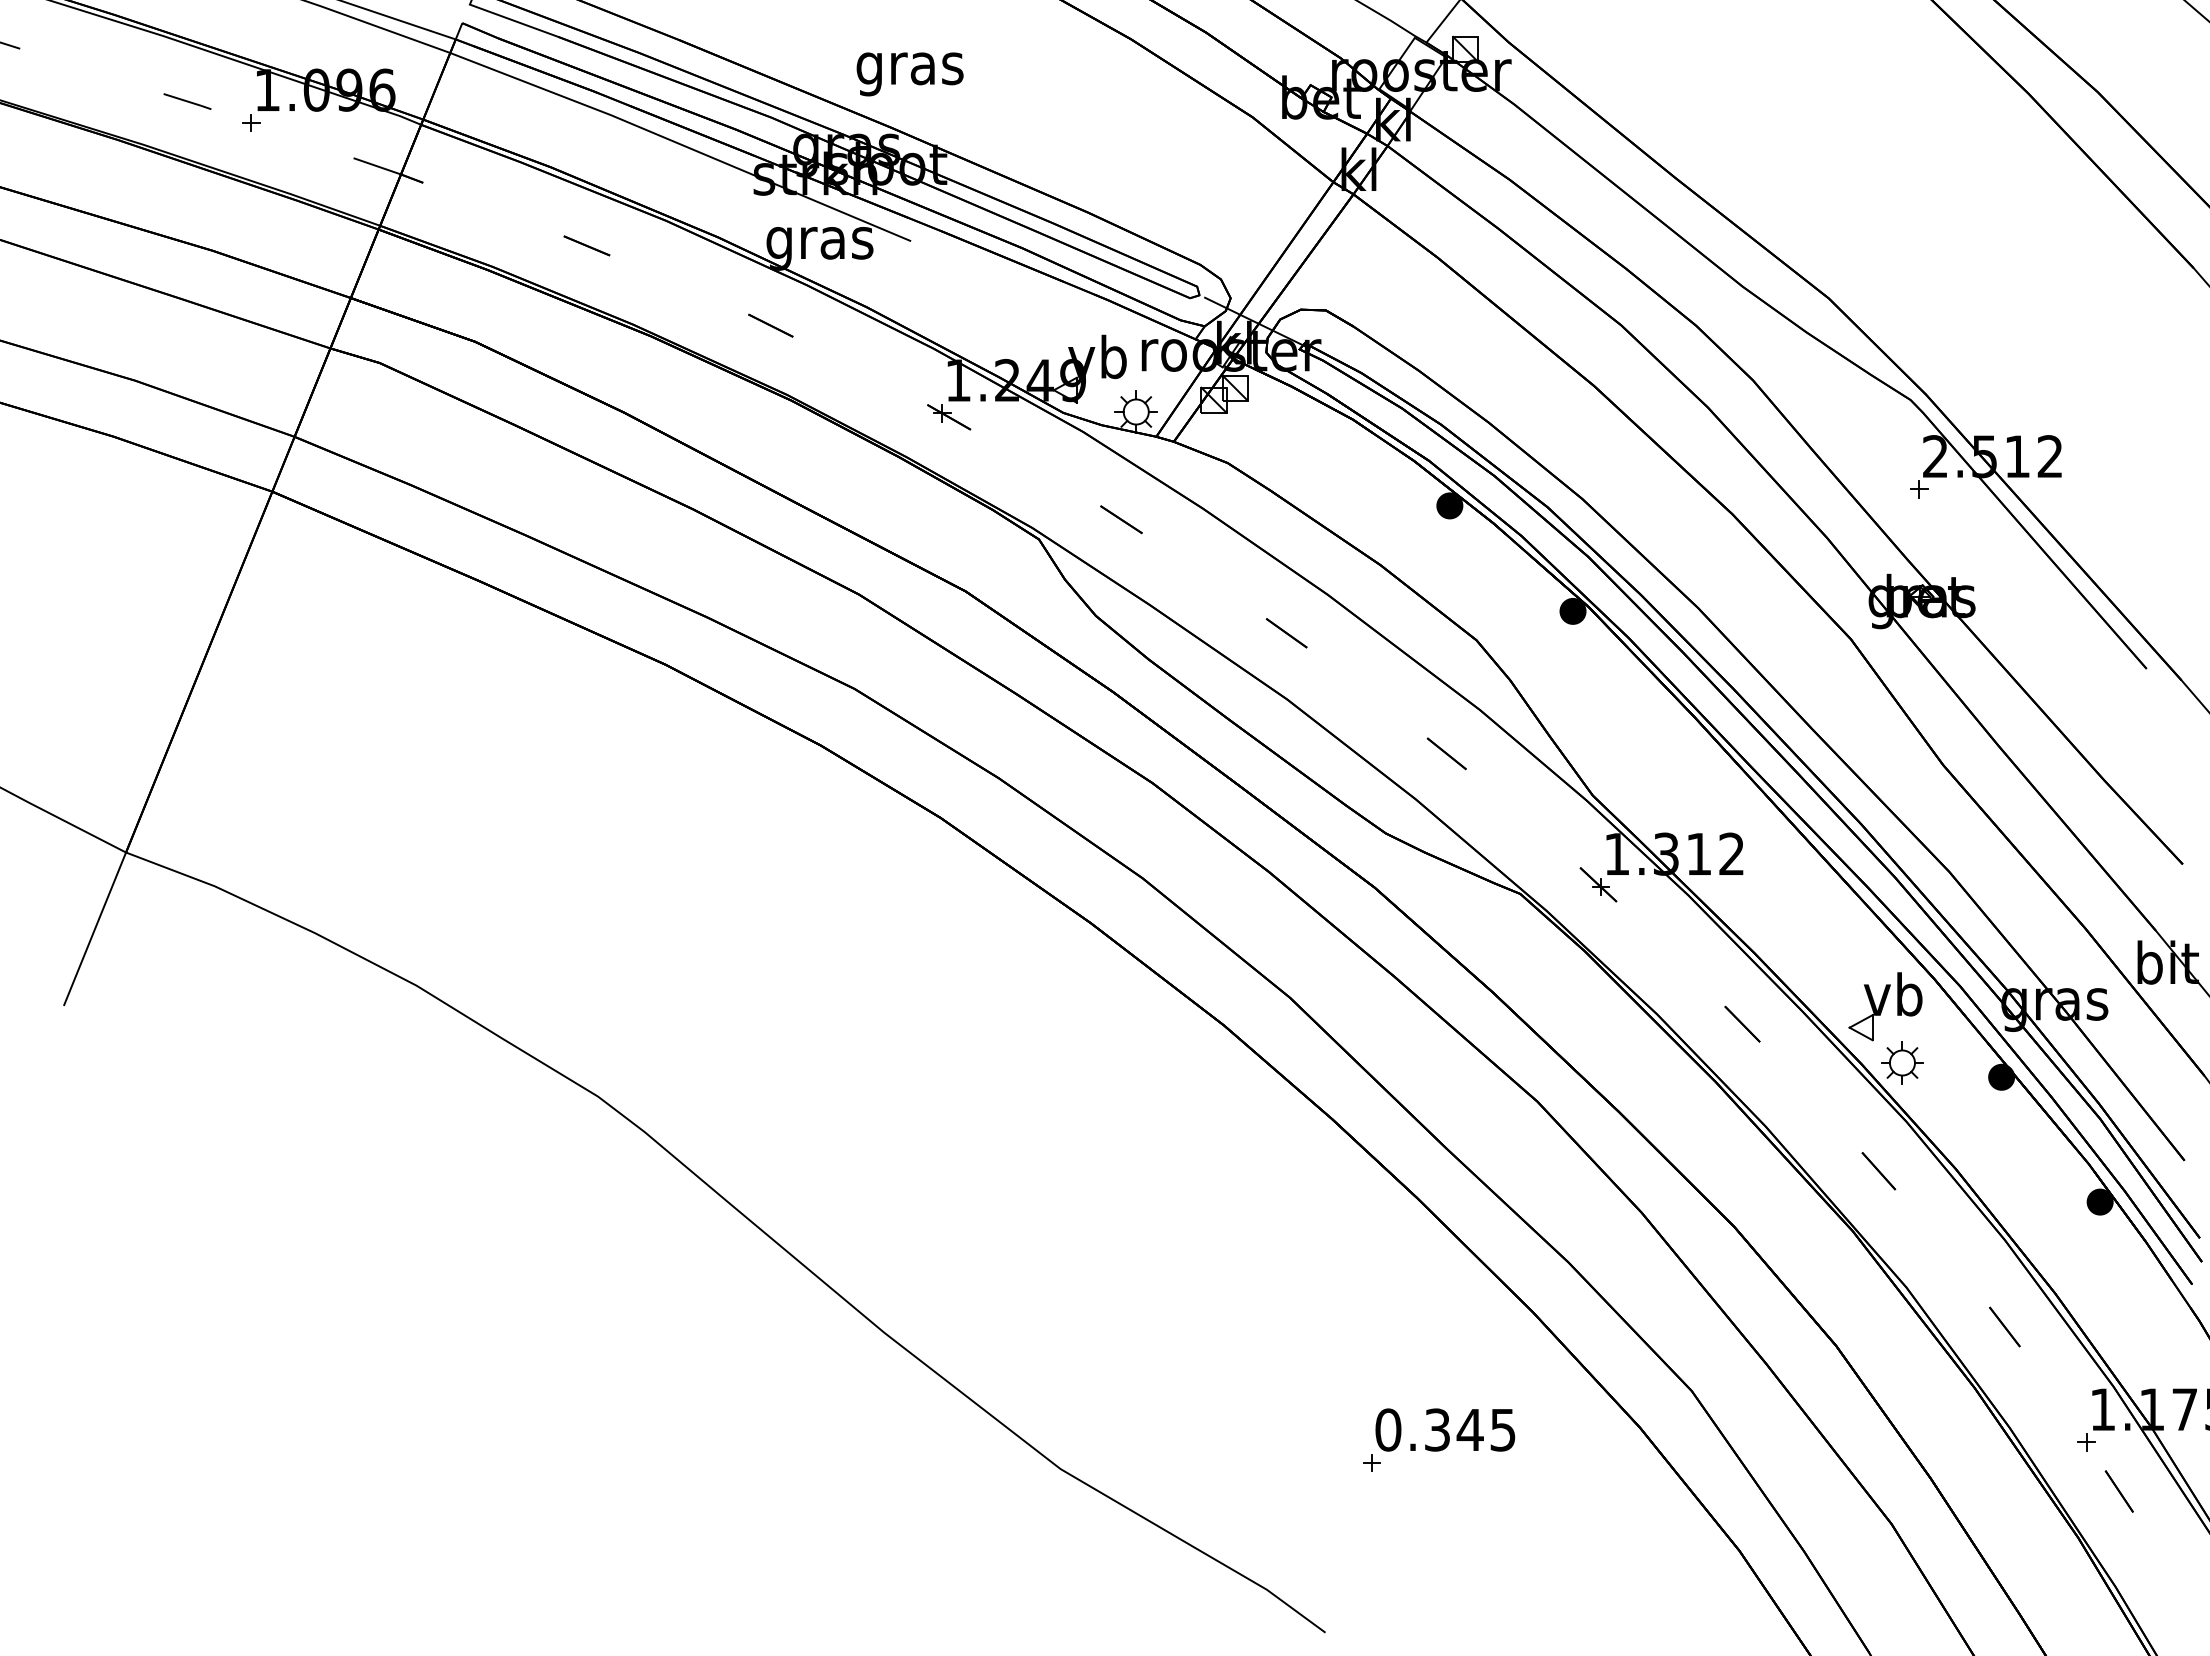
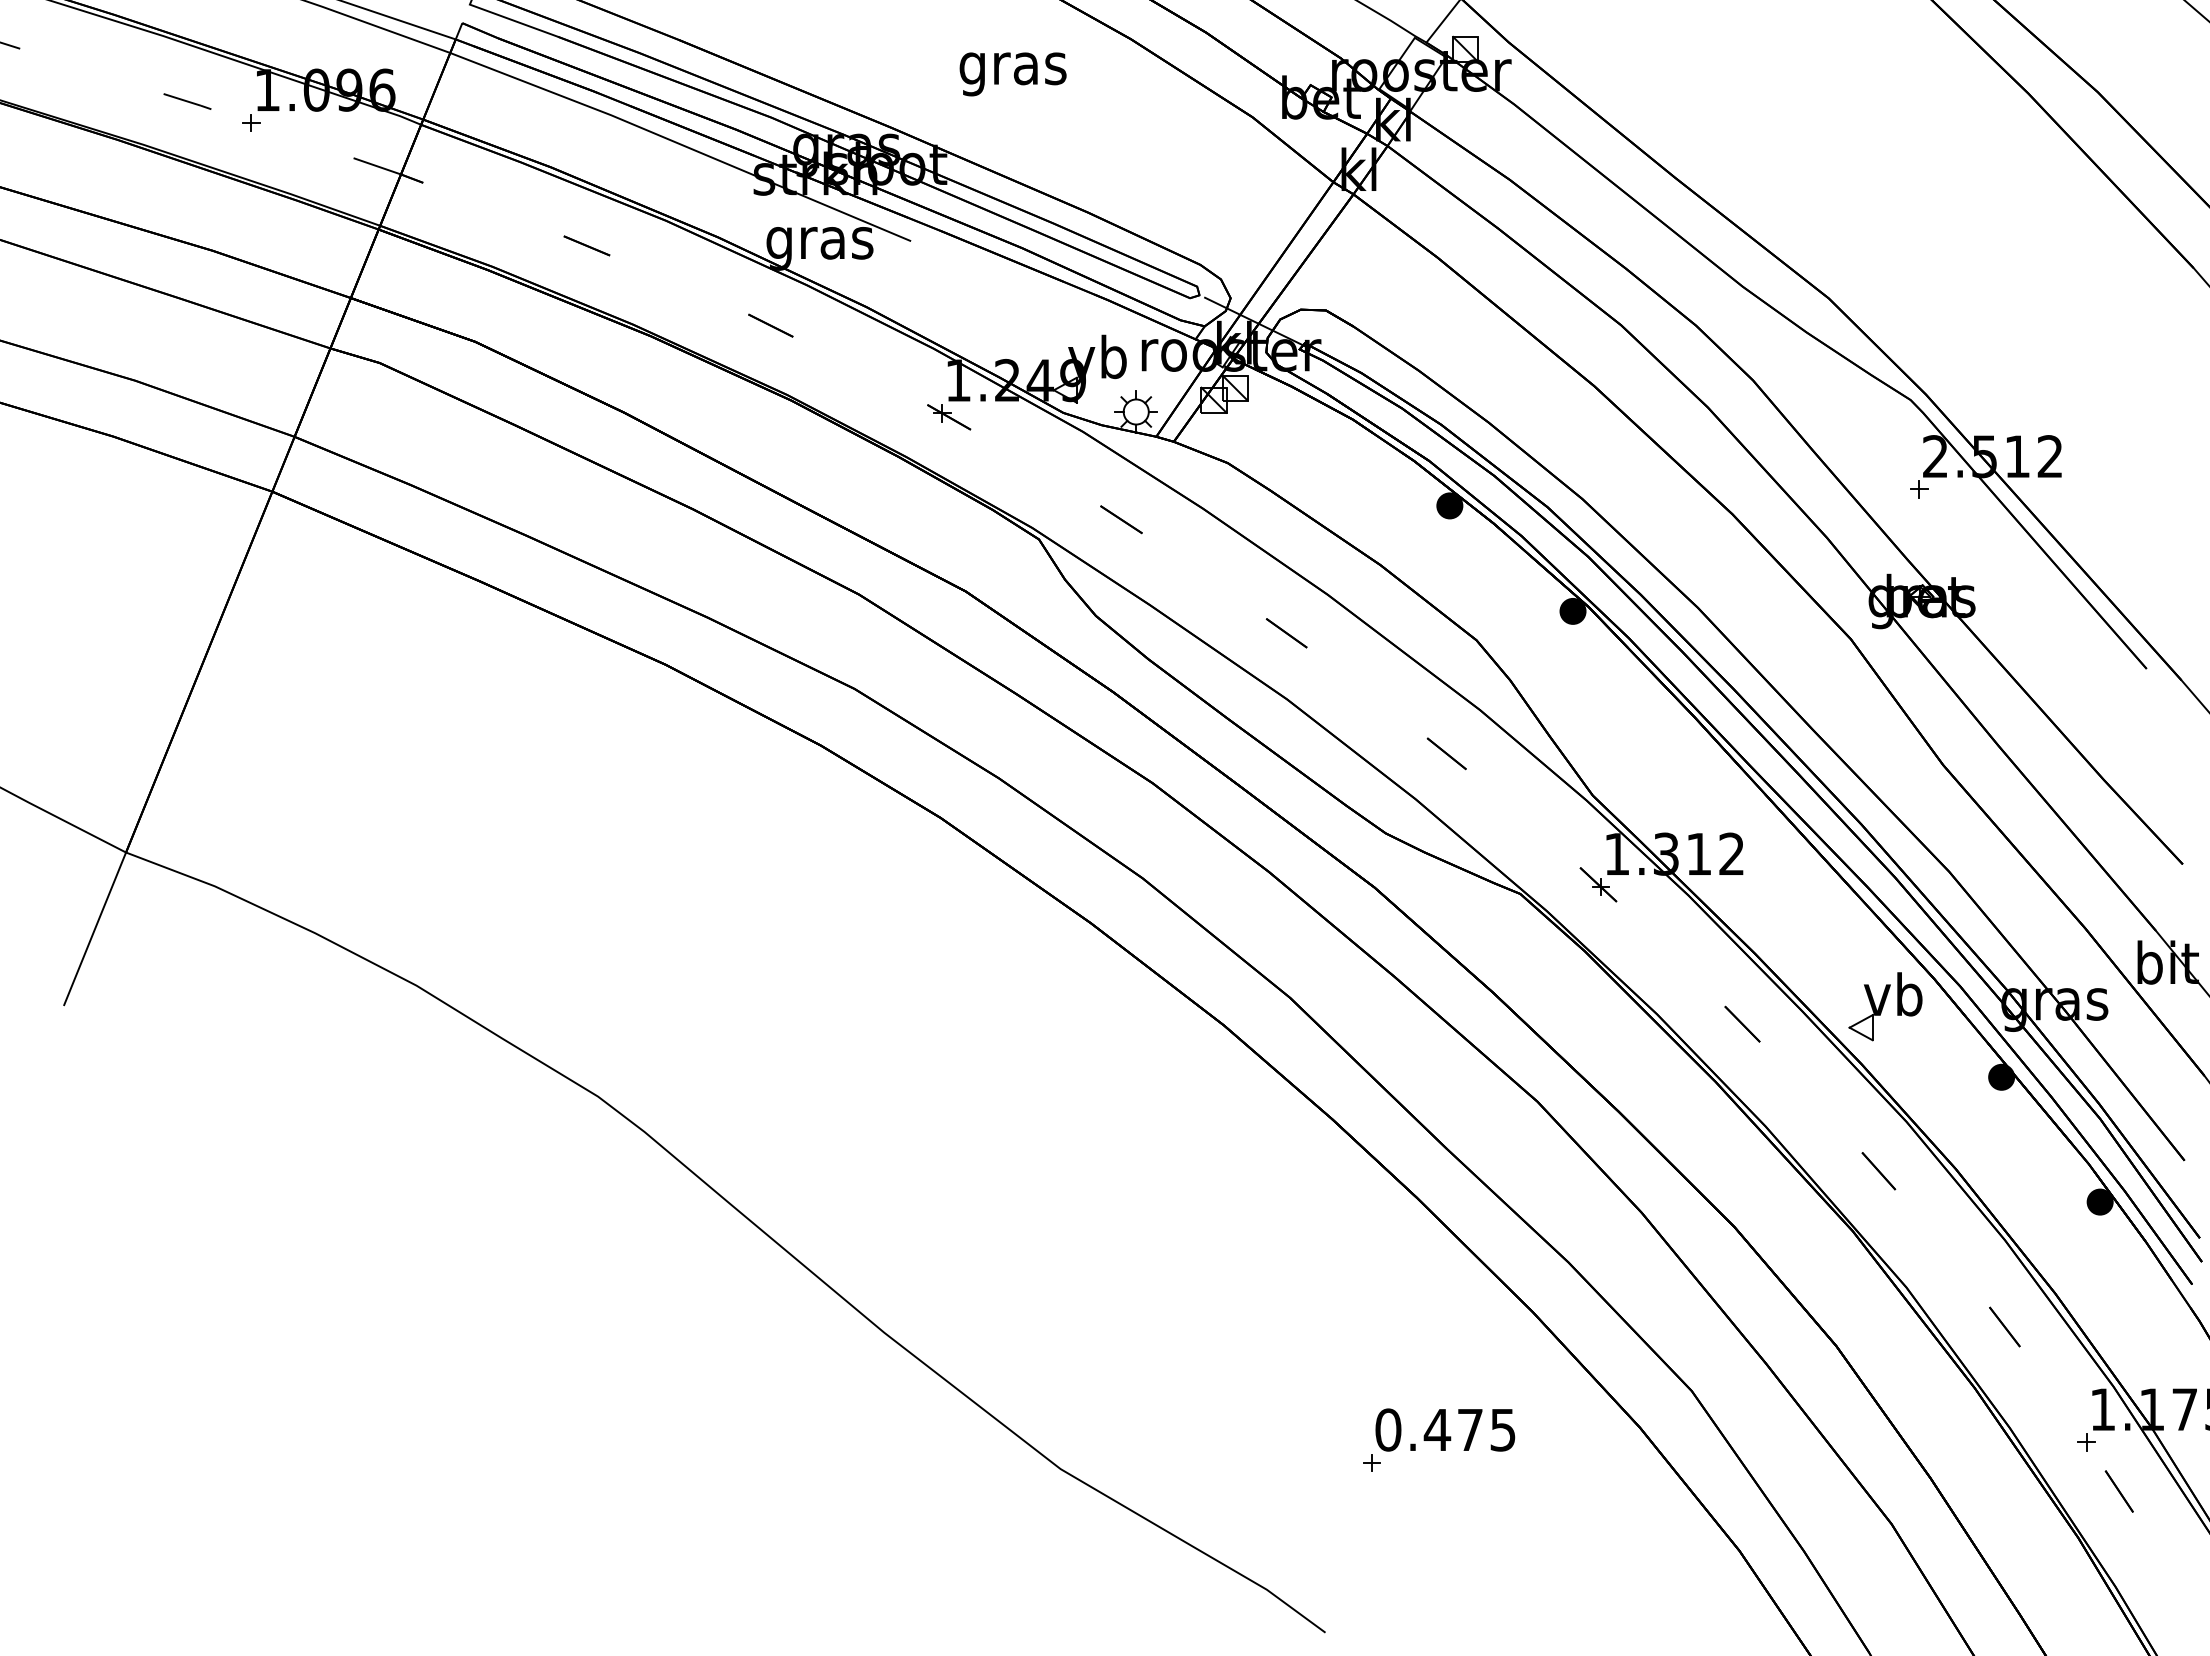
text position: (909, 74) -> (1012, 74) (1012, 74)
part: present -> none (1902, 1062)
text: 0.345 -> 0.475 (1453, 1429)
